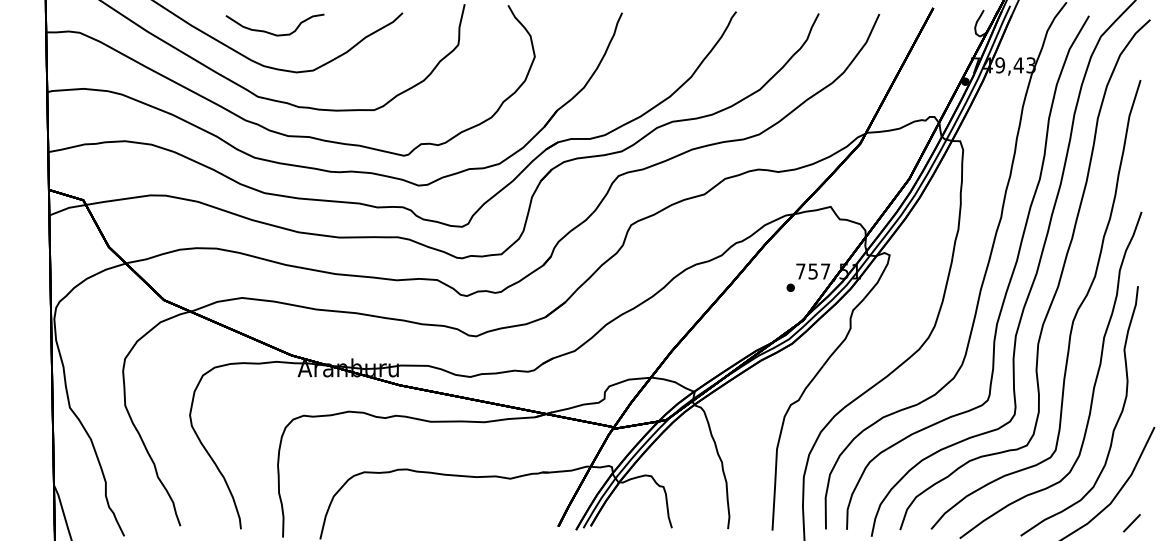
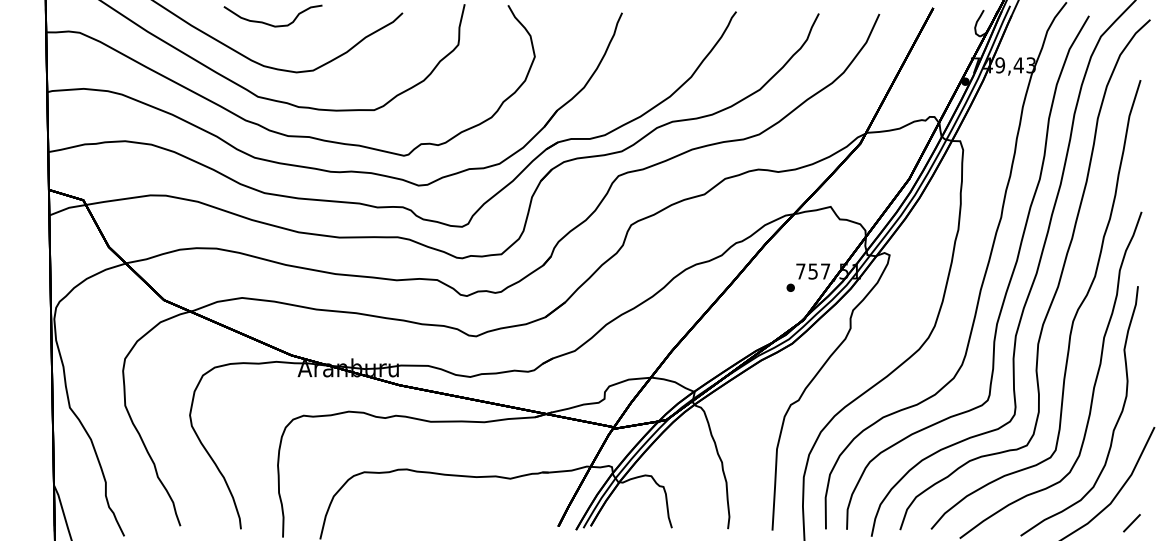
part position: (271, 32) -> (269, 23) (269, 23)
